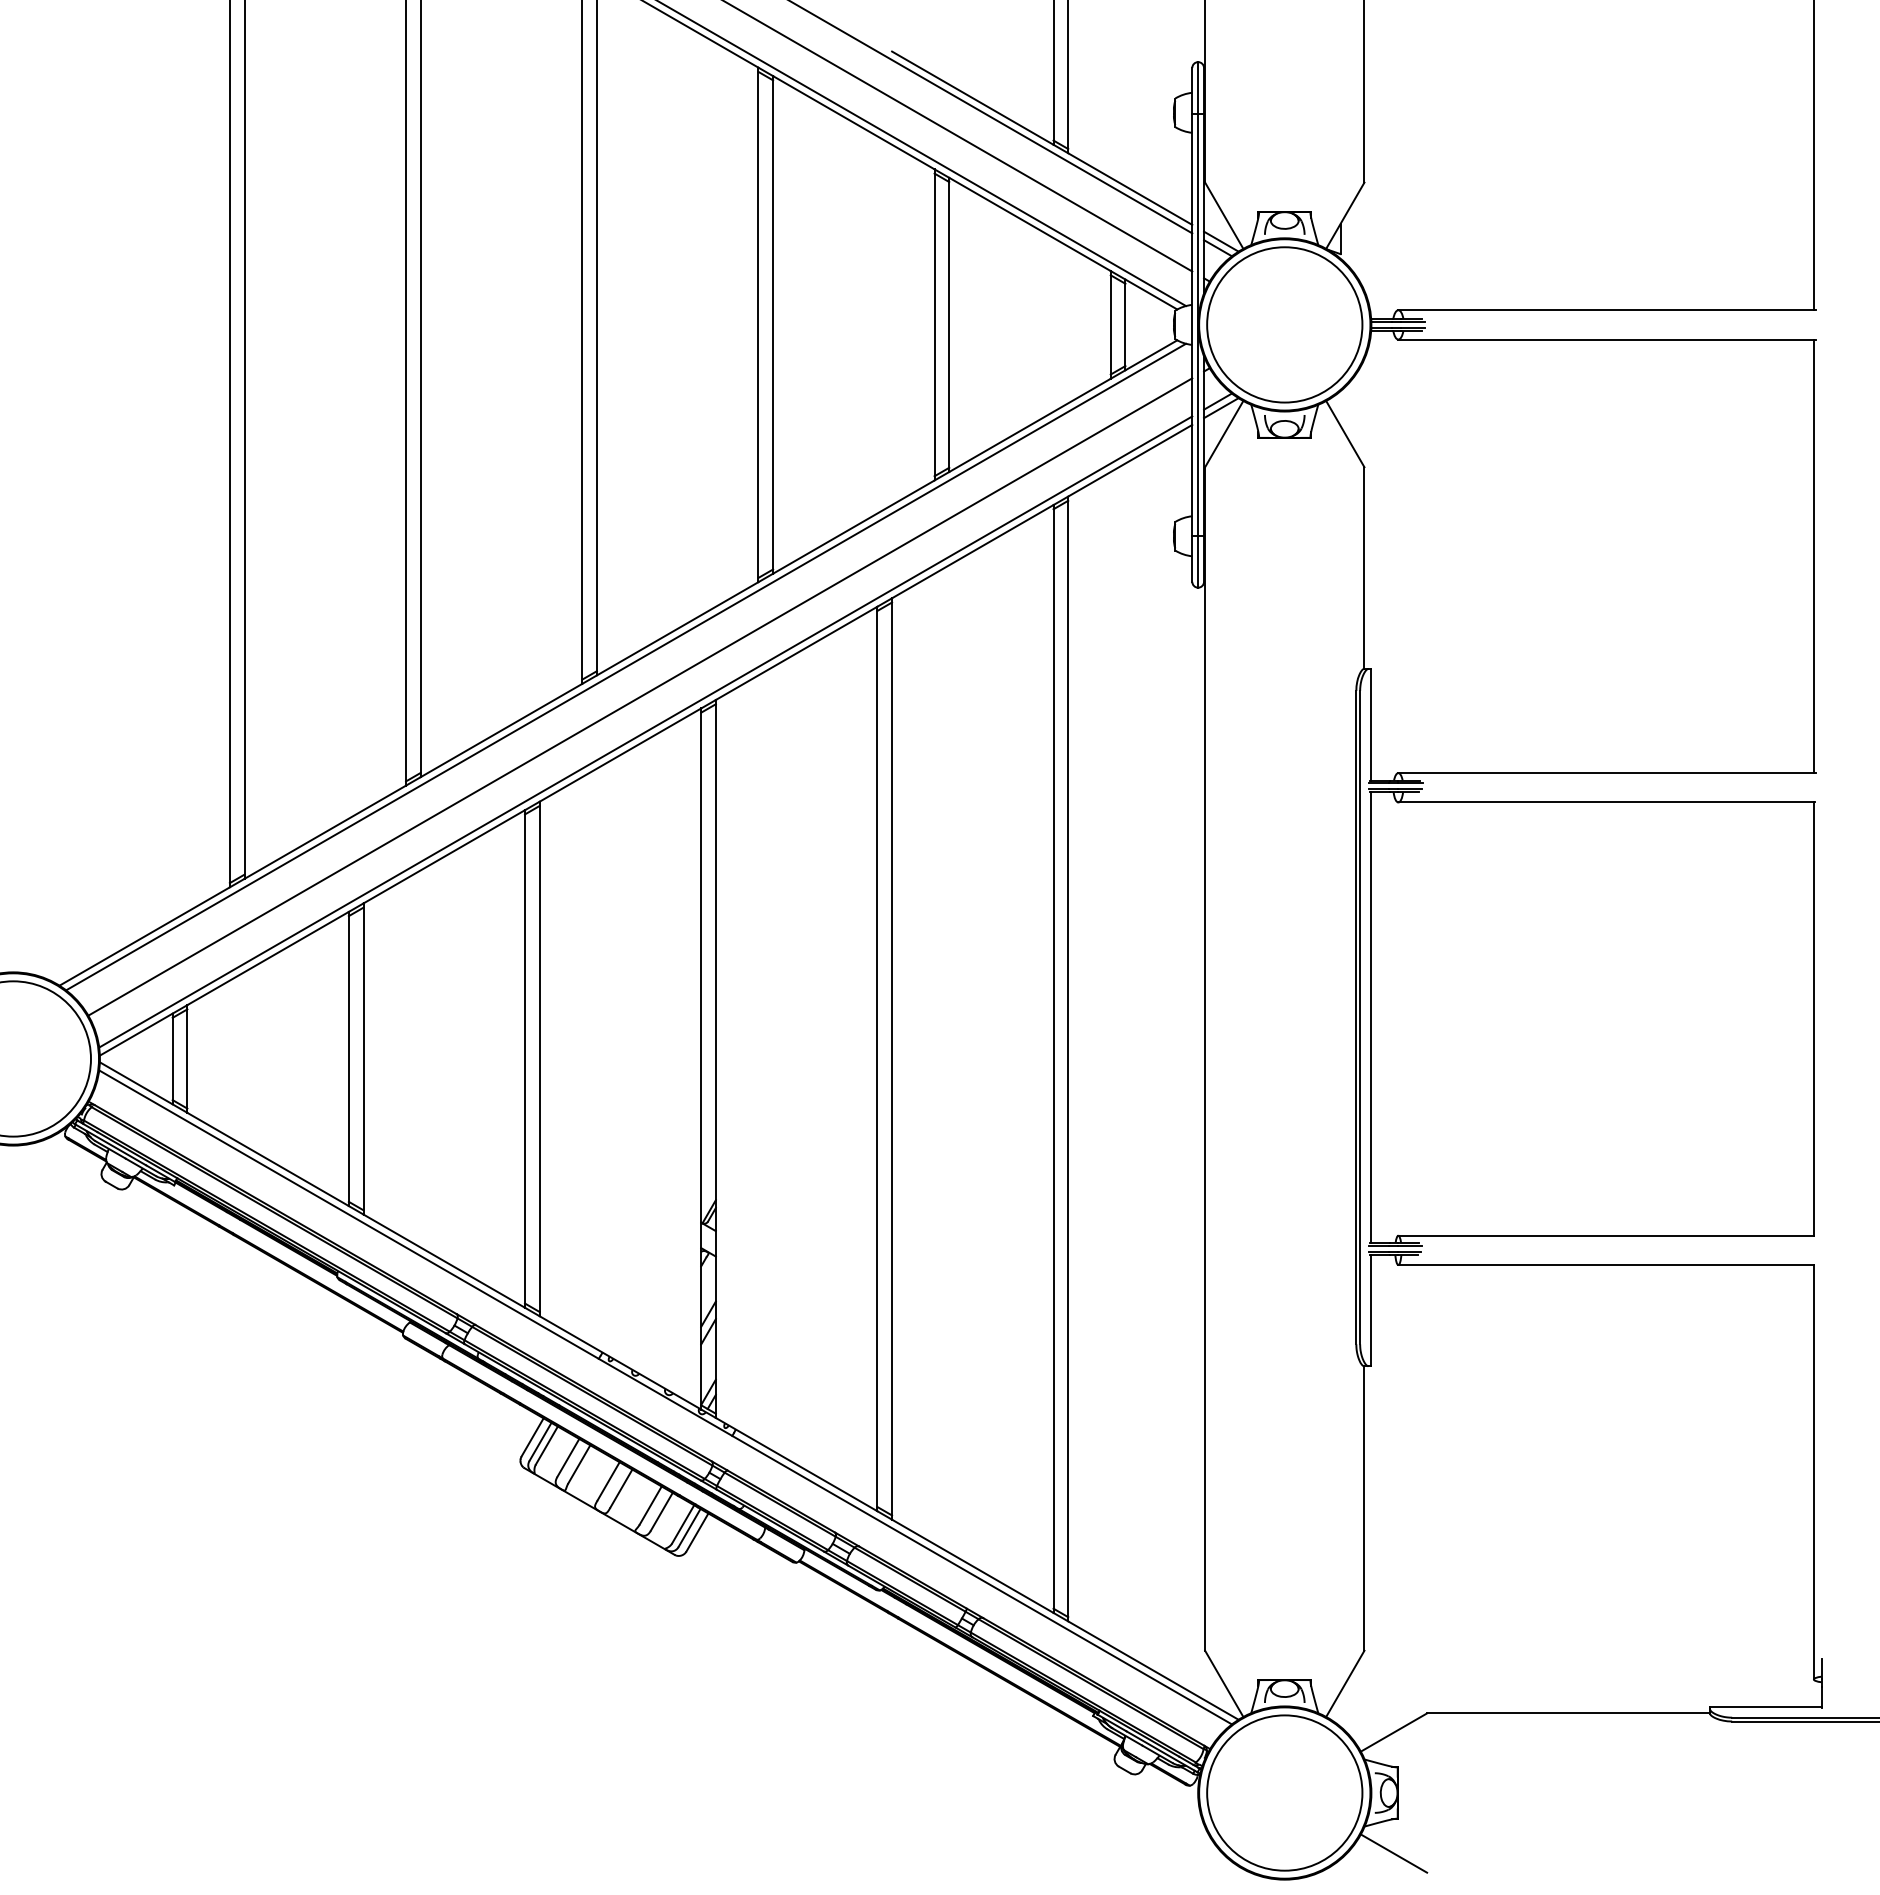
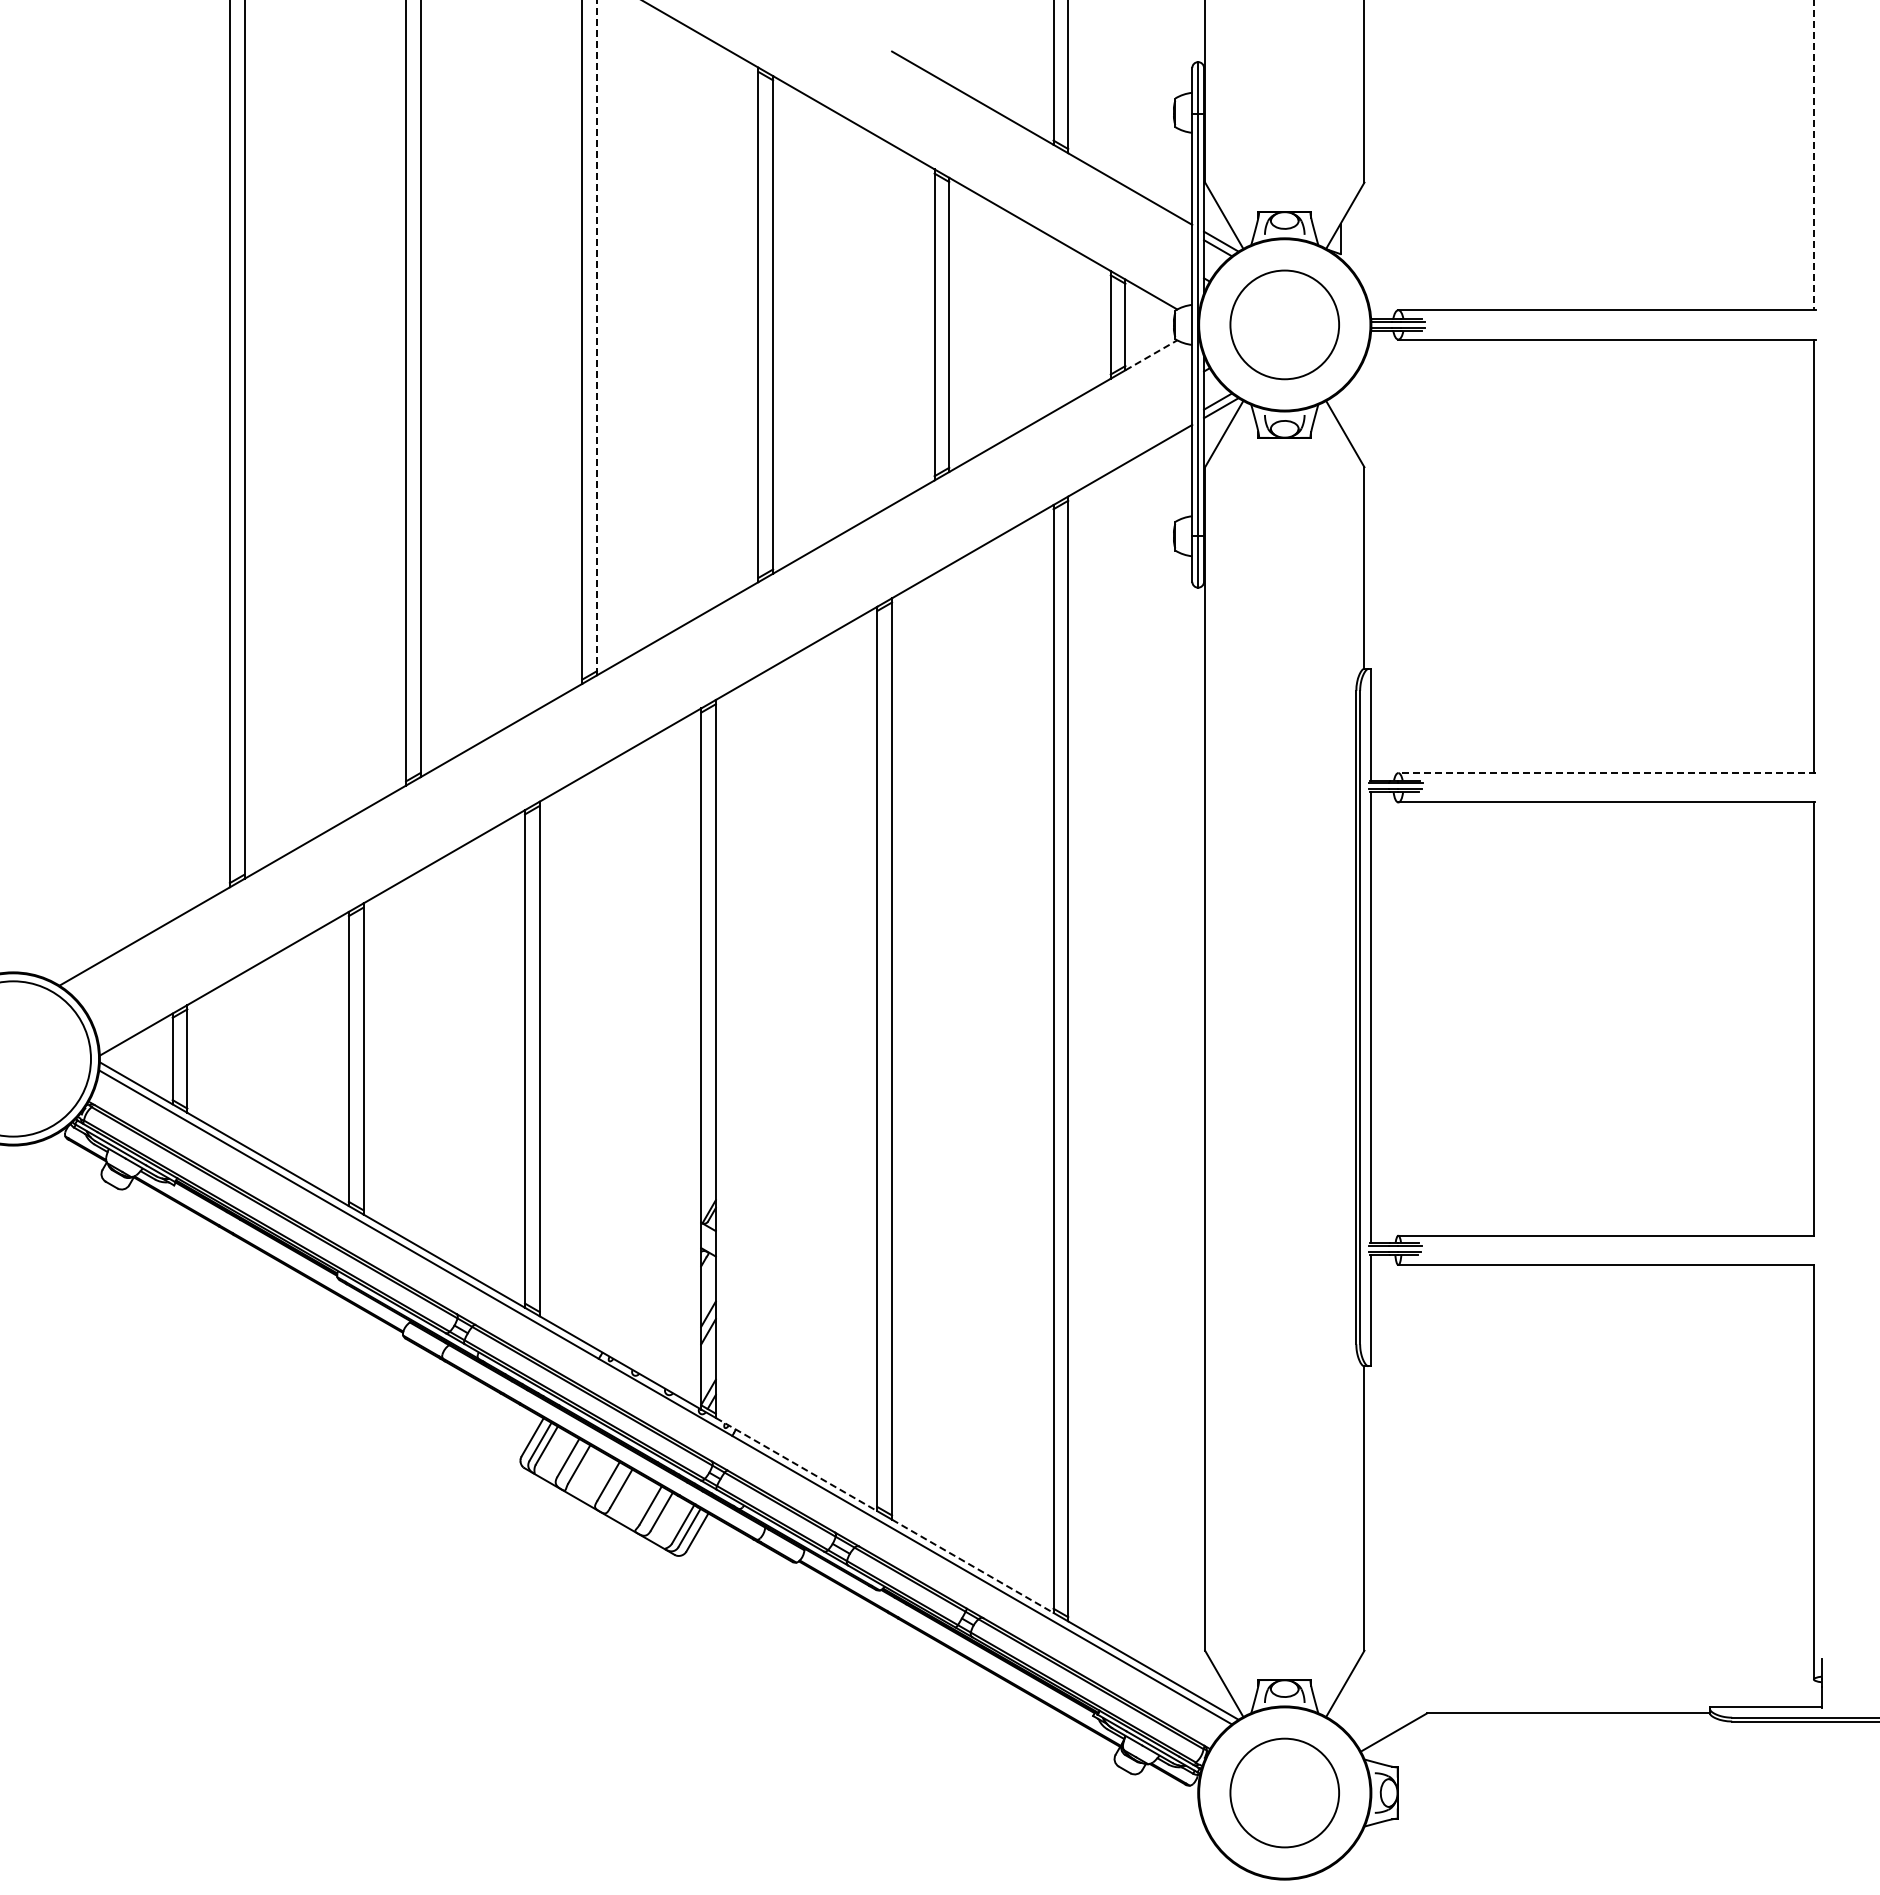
line: present -> none (992, 117)
line: present -> none (959, 136)
line: present -> none (922, 154)
line: solid -> dashed (1813, 155)
circle diameter: 155 px -> 109 px (1284, 324)
line: solid -> dashed (596, 337)
line: solid -> dashed (1151, 355)
line: present -> none (626, 666)
line: present -> none (640, 696)
line: present -> none (645, 731)
line: solid -> dashed (1606, 773)
line: solid -> dashed (797, 1464)
line: solid -> dashed (973, 1566)
circle diameter: 155 px -> 109 px (1284, 1792)
line: present -> none (1393, 1853)
